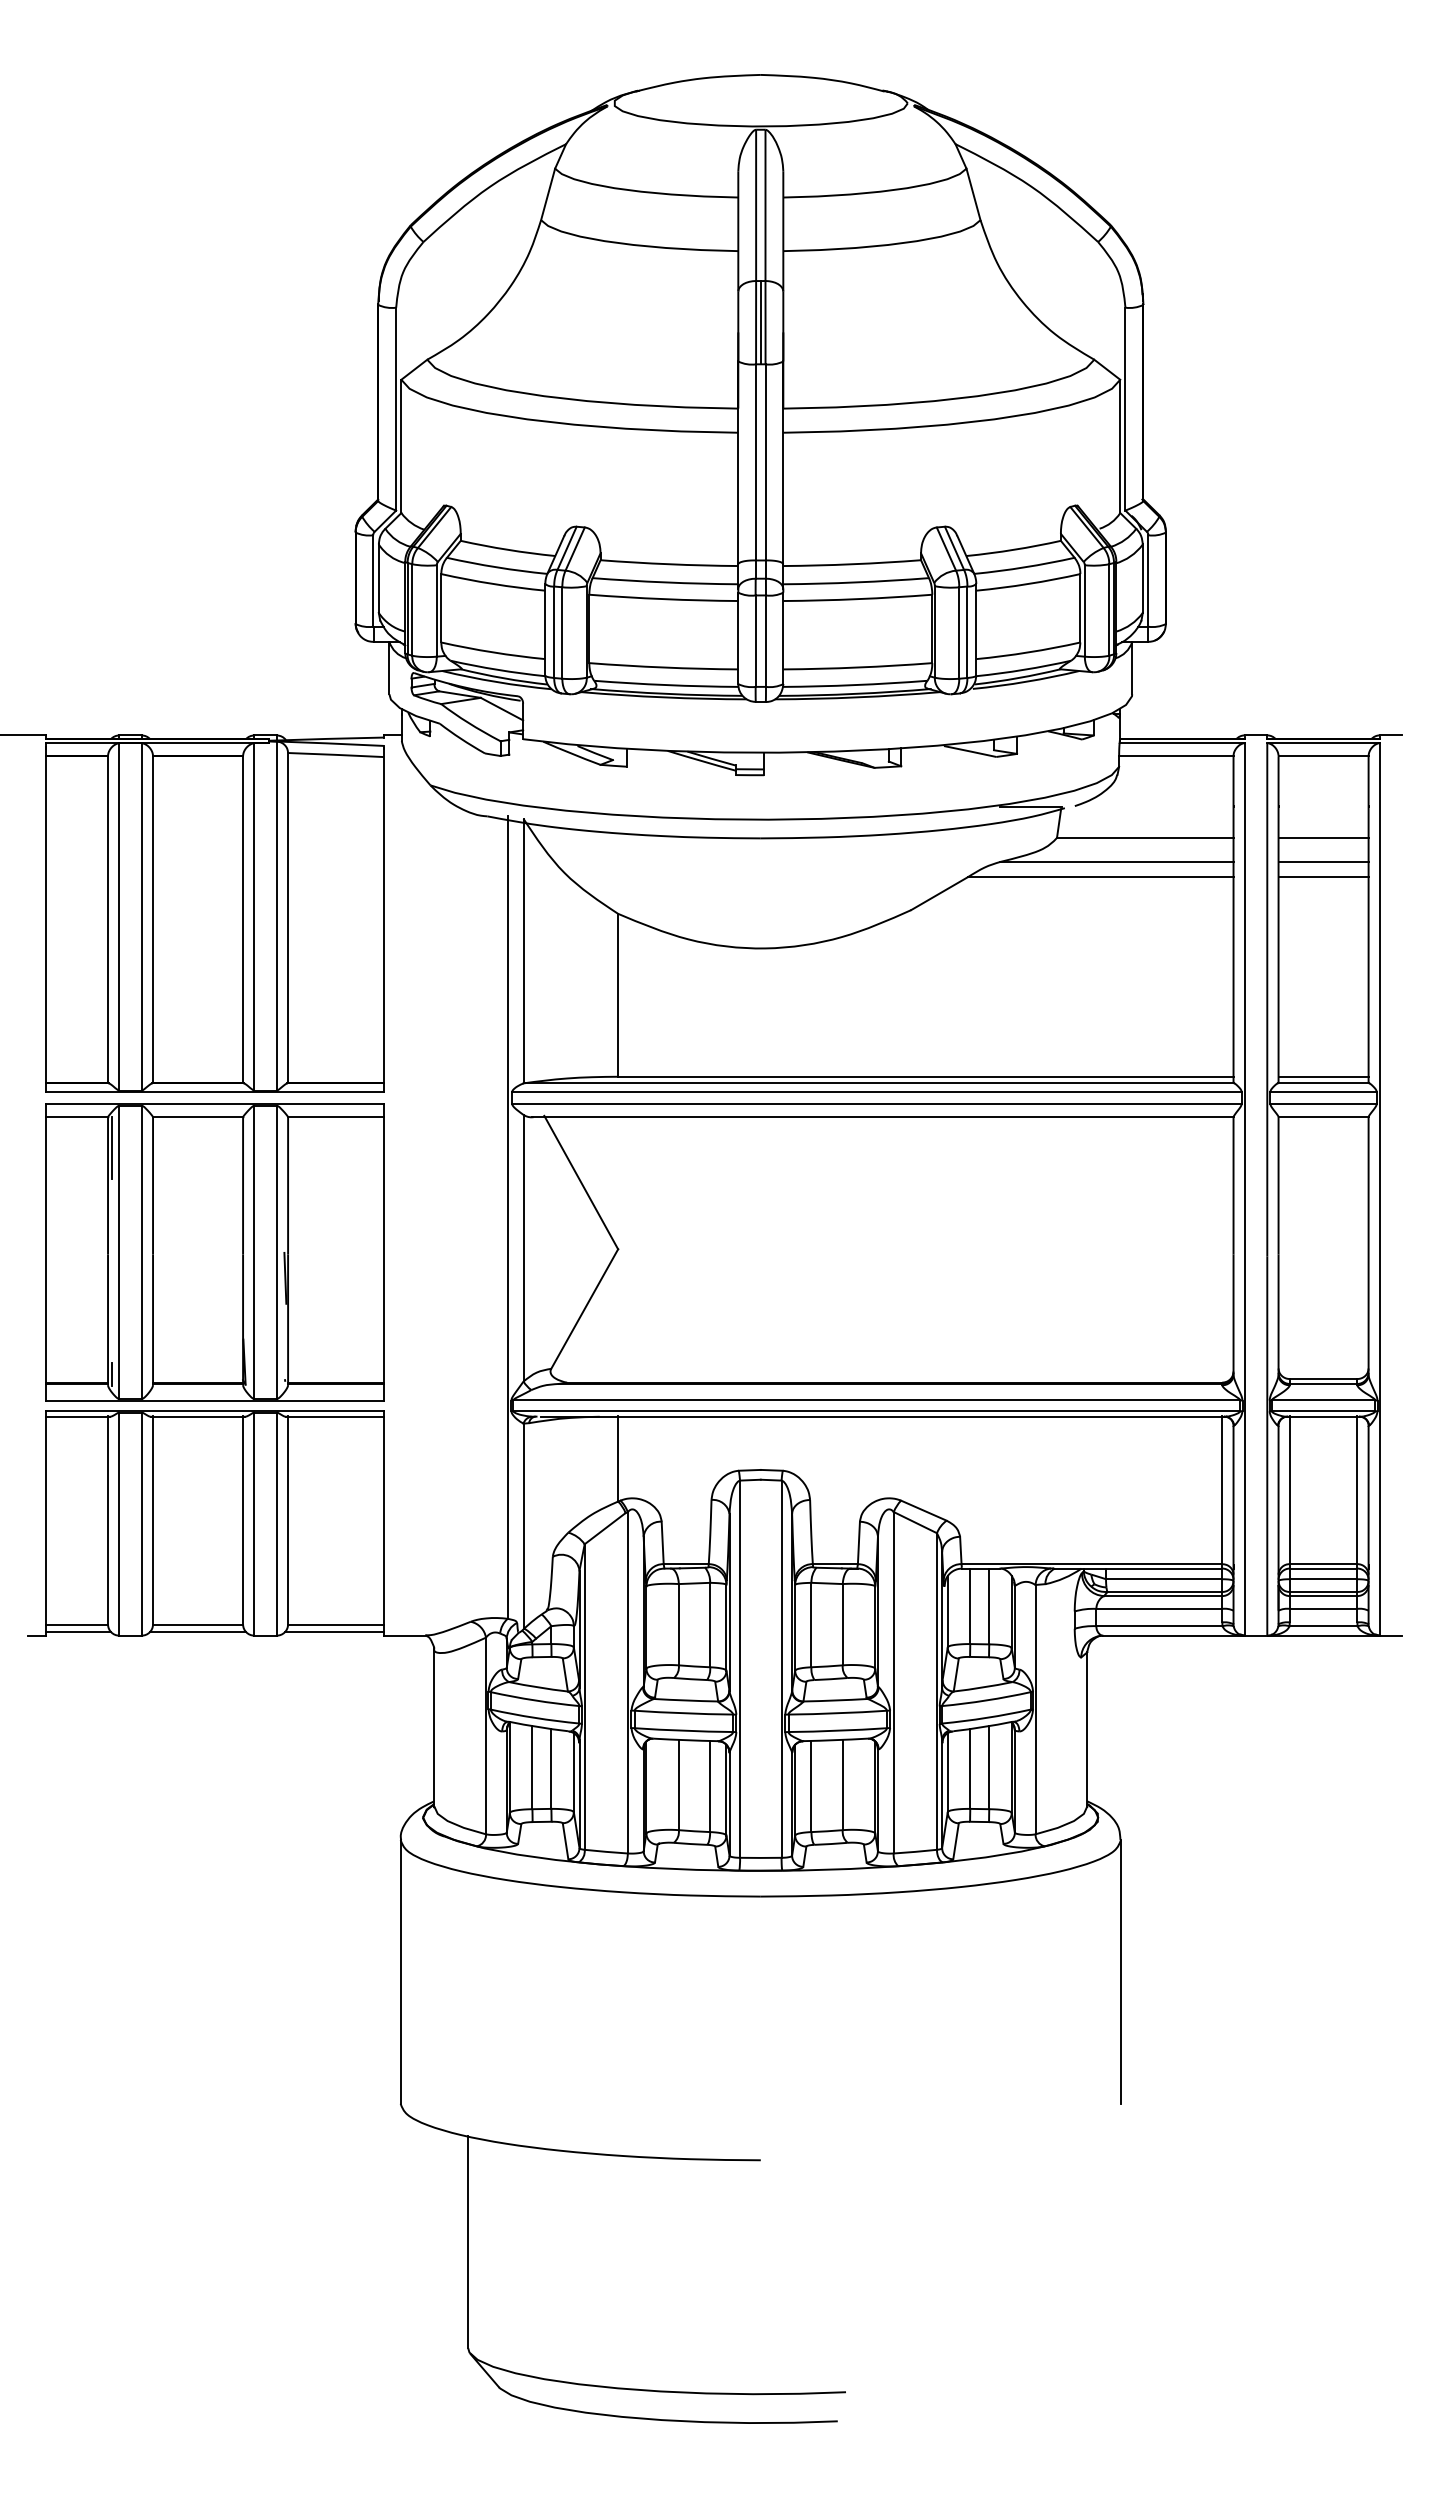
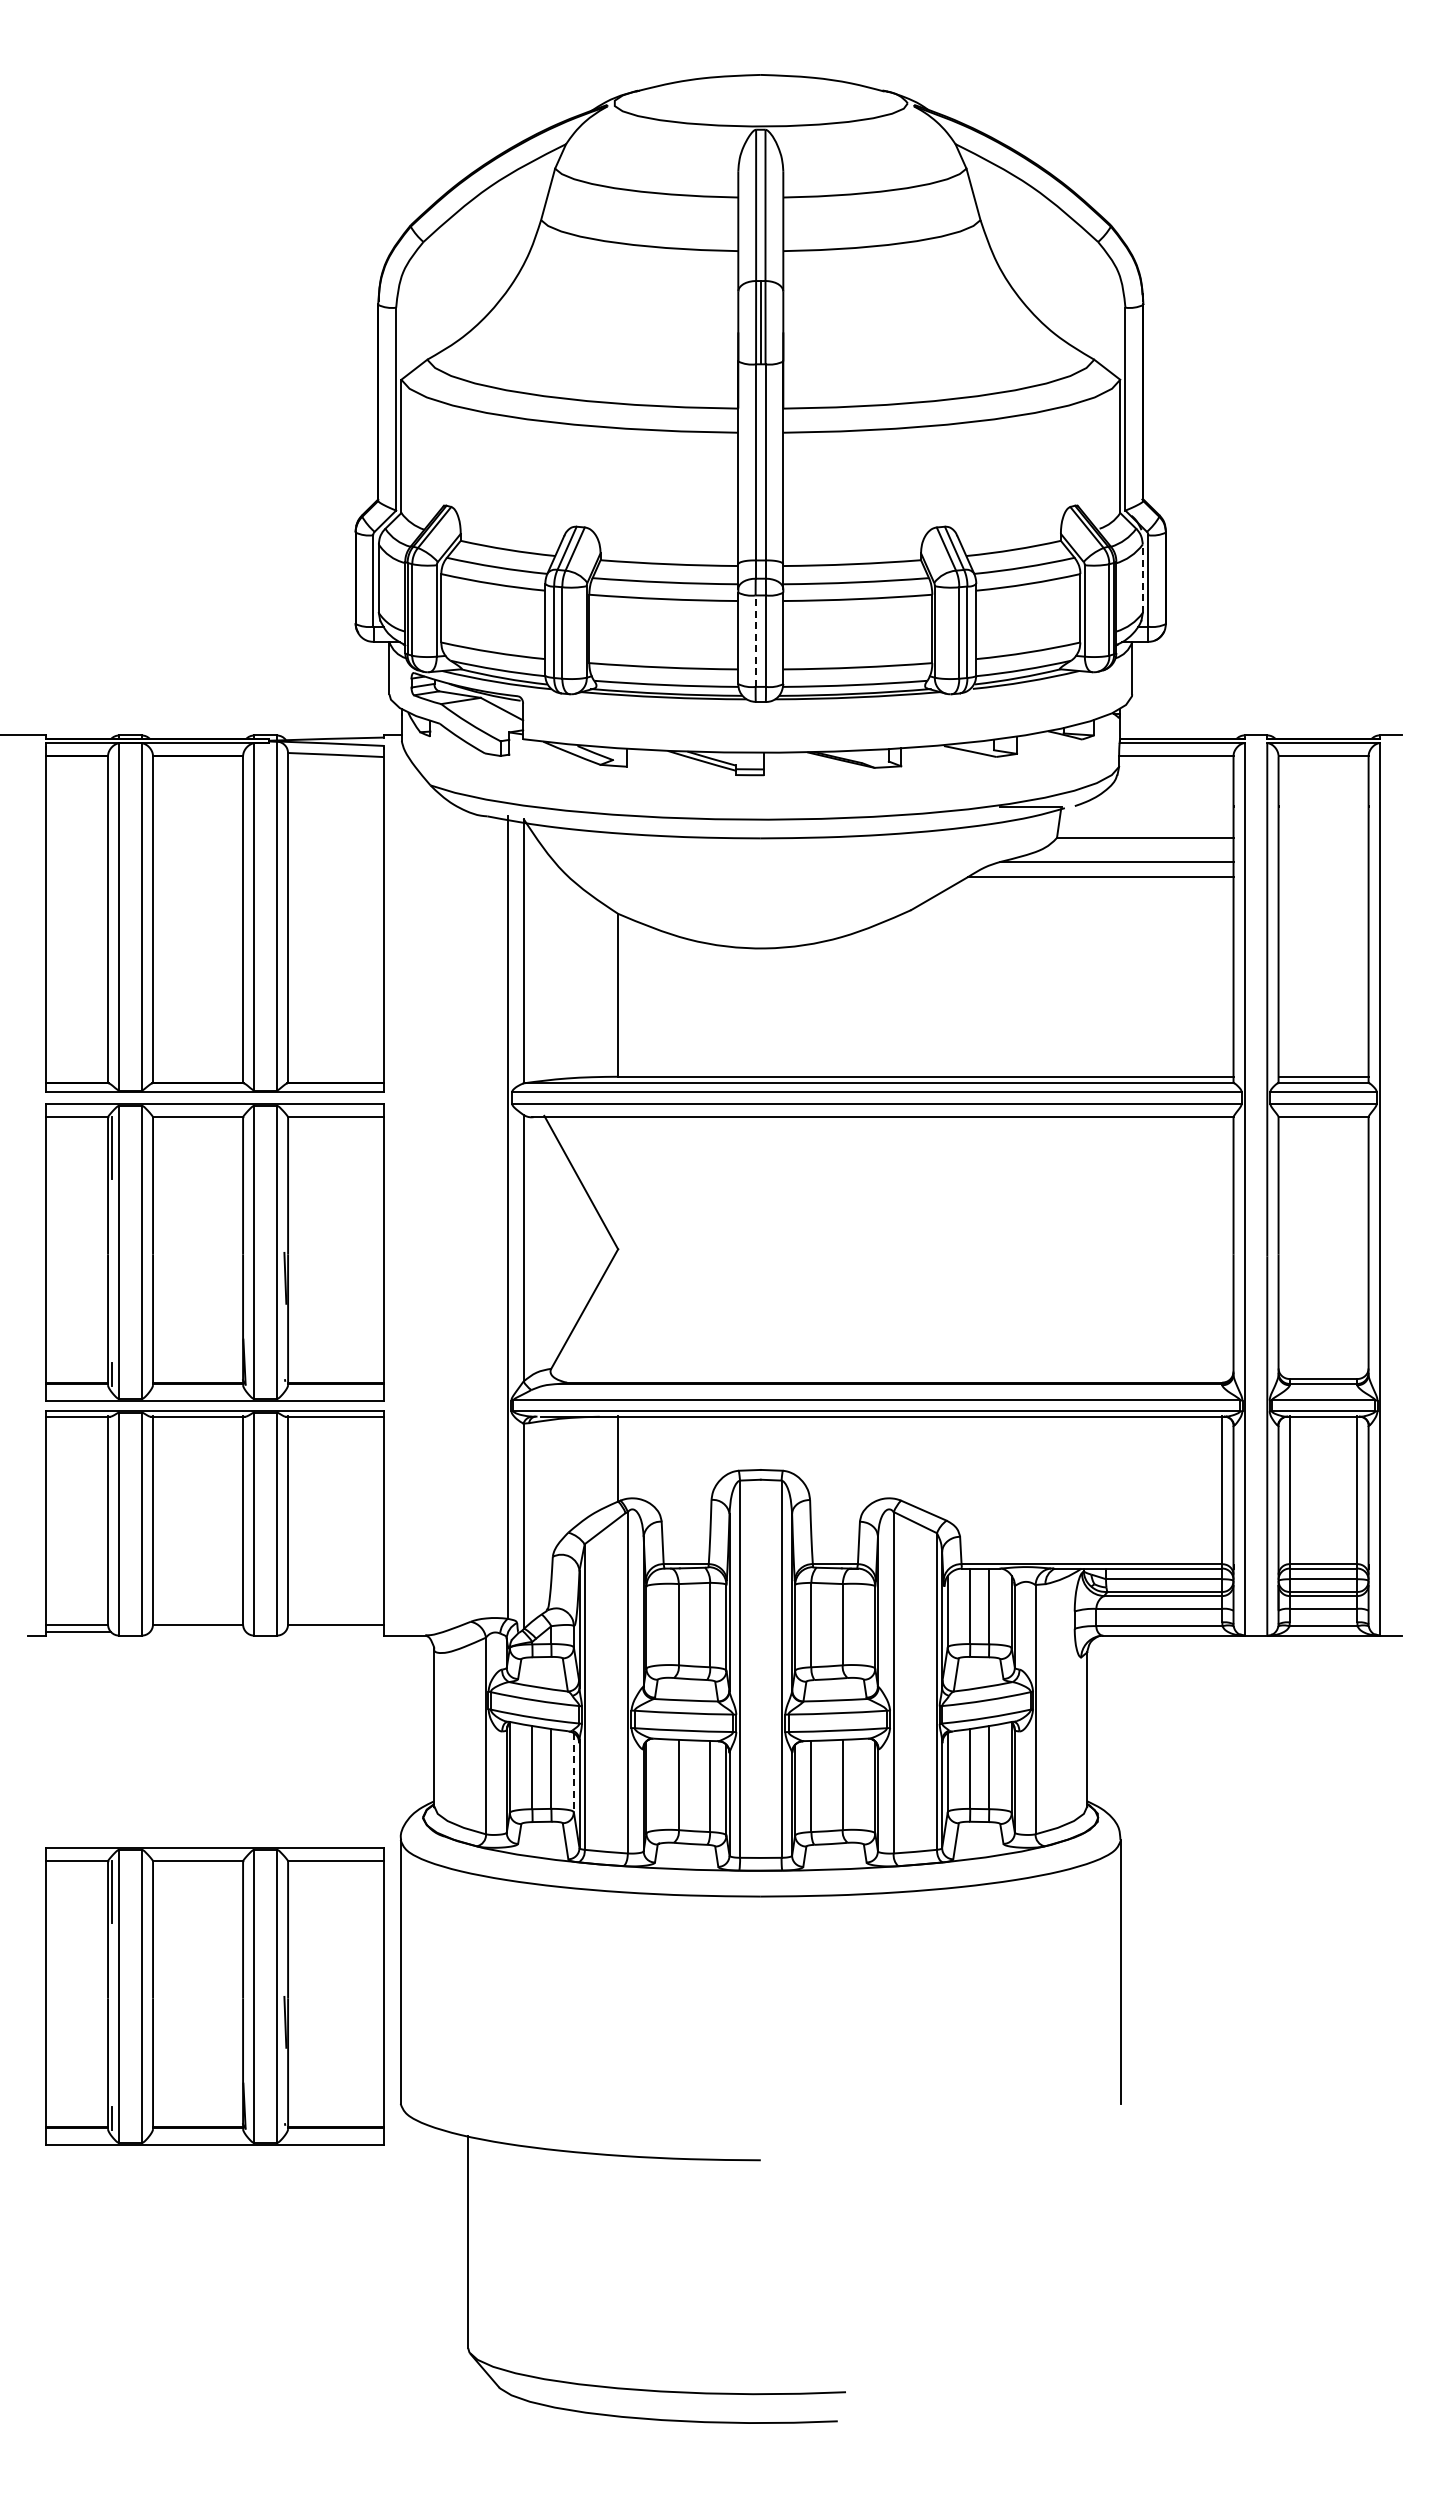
line: solid -> dashed (1142, 578)
line: solid -> dashed (755, 641)
line: present -> none (1323, 837)
line: present -> none (1323, 862)
line: present -> none (1323, 877)
line: present -> none (197, 1631)
line: present -> none (334, 1631)
line: solid -> dashed (573, 1773)
part: none -> present (214, 1996)
